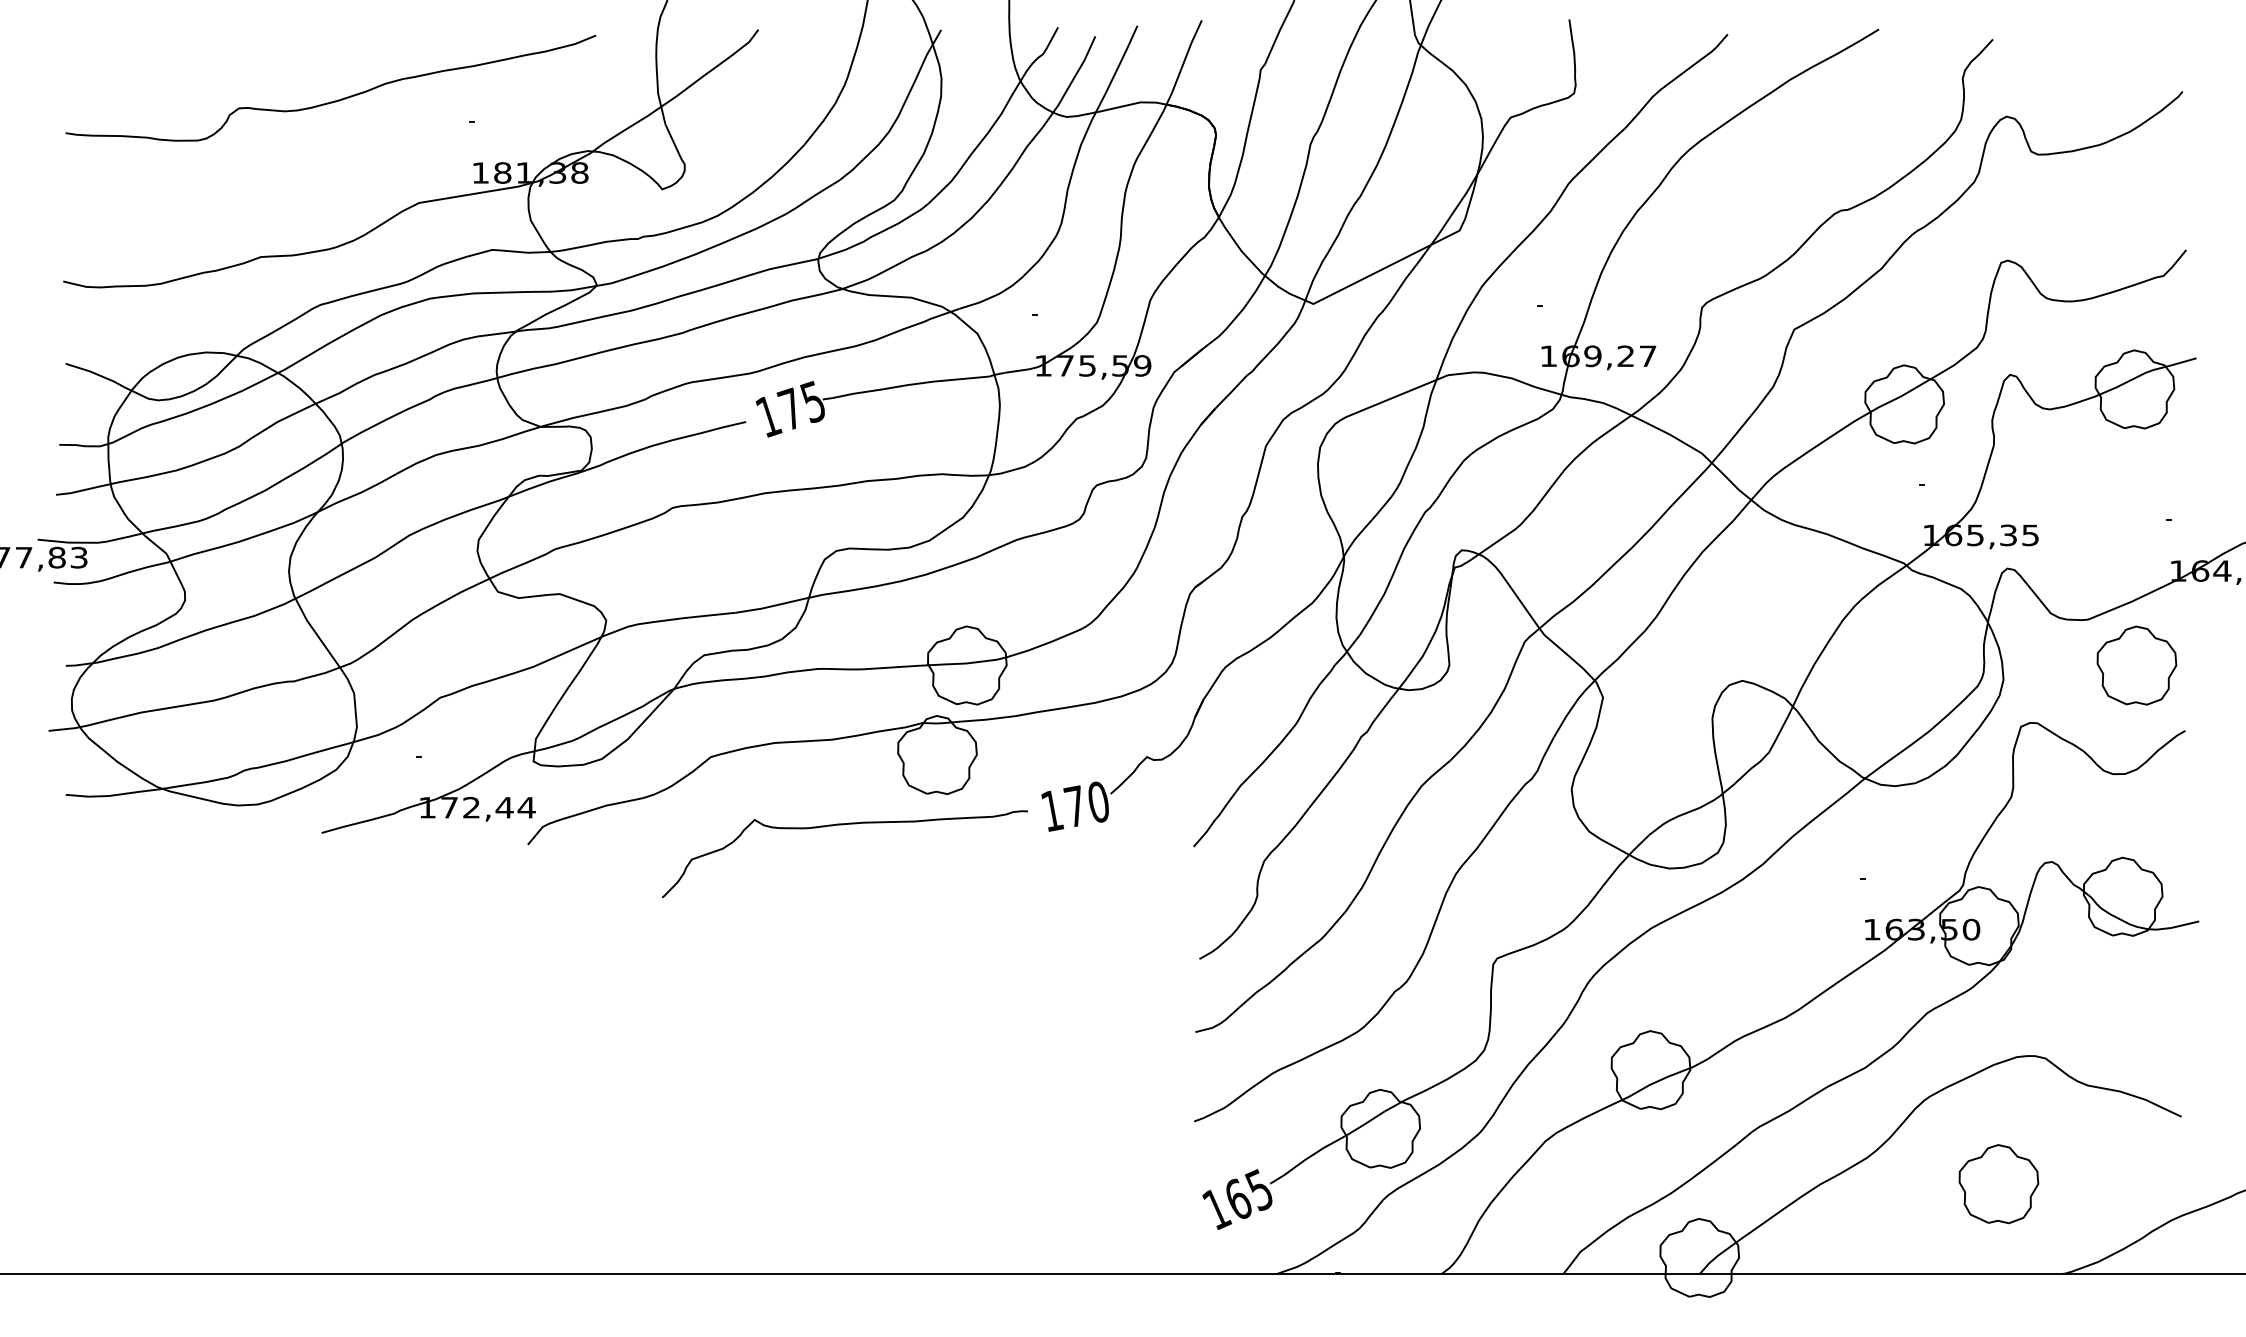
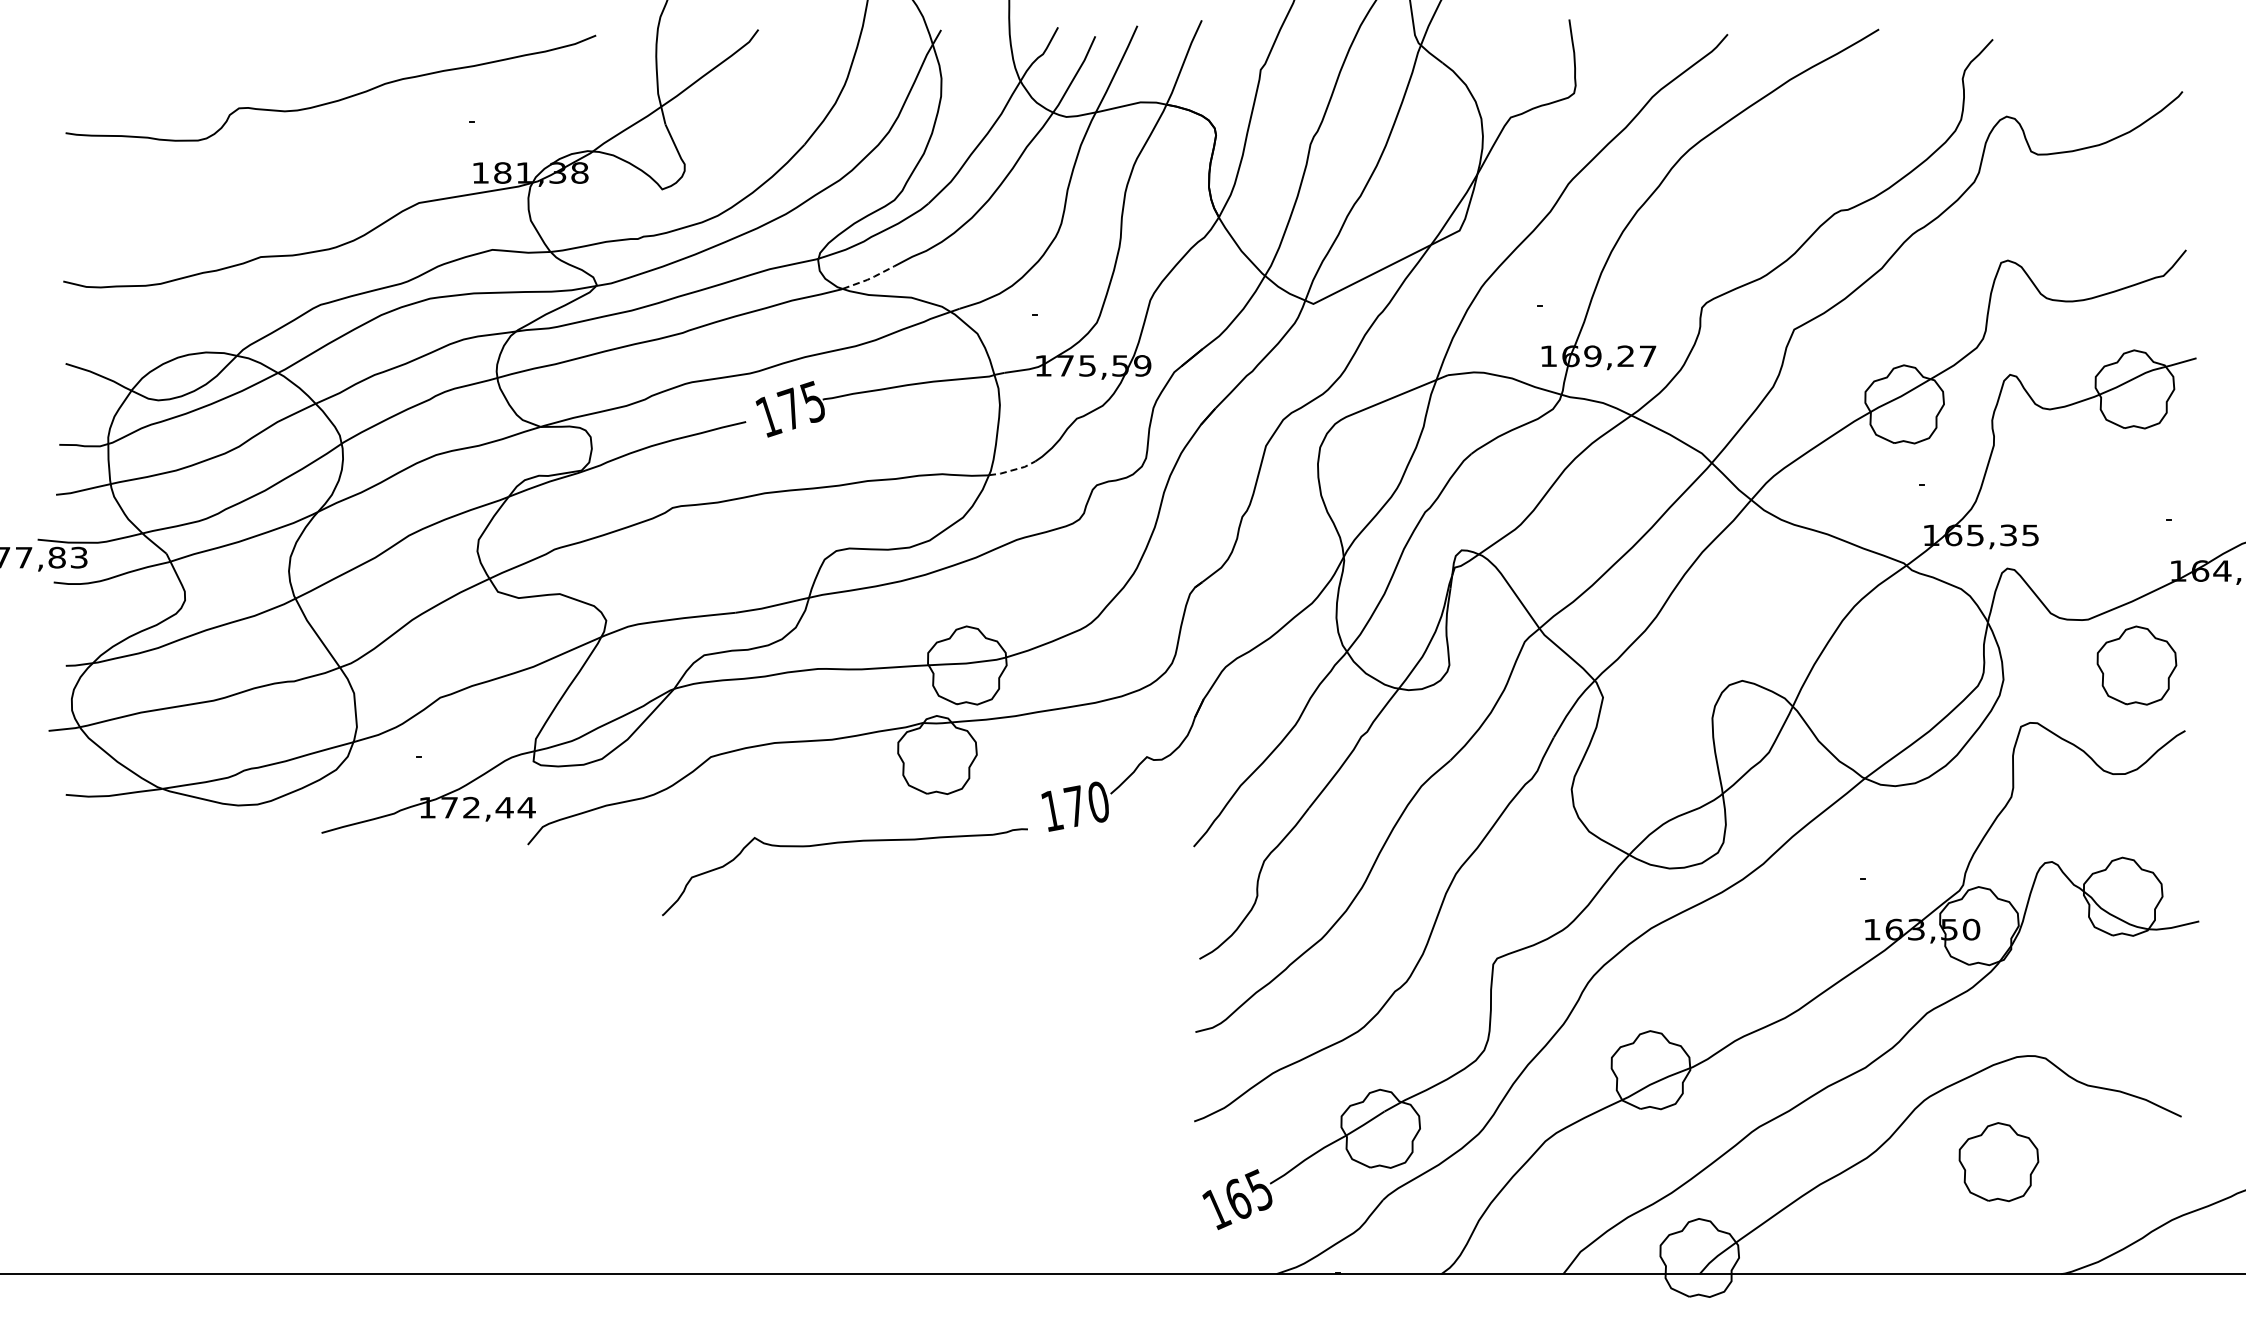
line: solid -> dashed (868, 279)
line: solid -> dashed (1012, 470)
part position: (843, 825) -> (843, 843) (843, 843)
part position: (1998, 1184) -> (1998, 1162) (1998, 1162)
